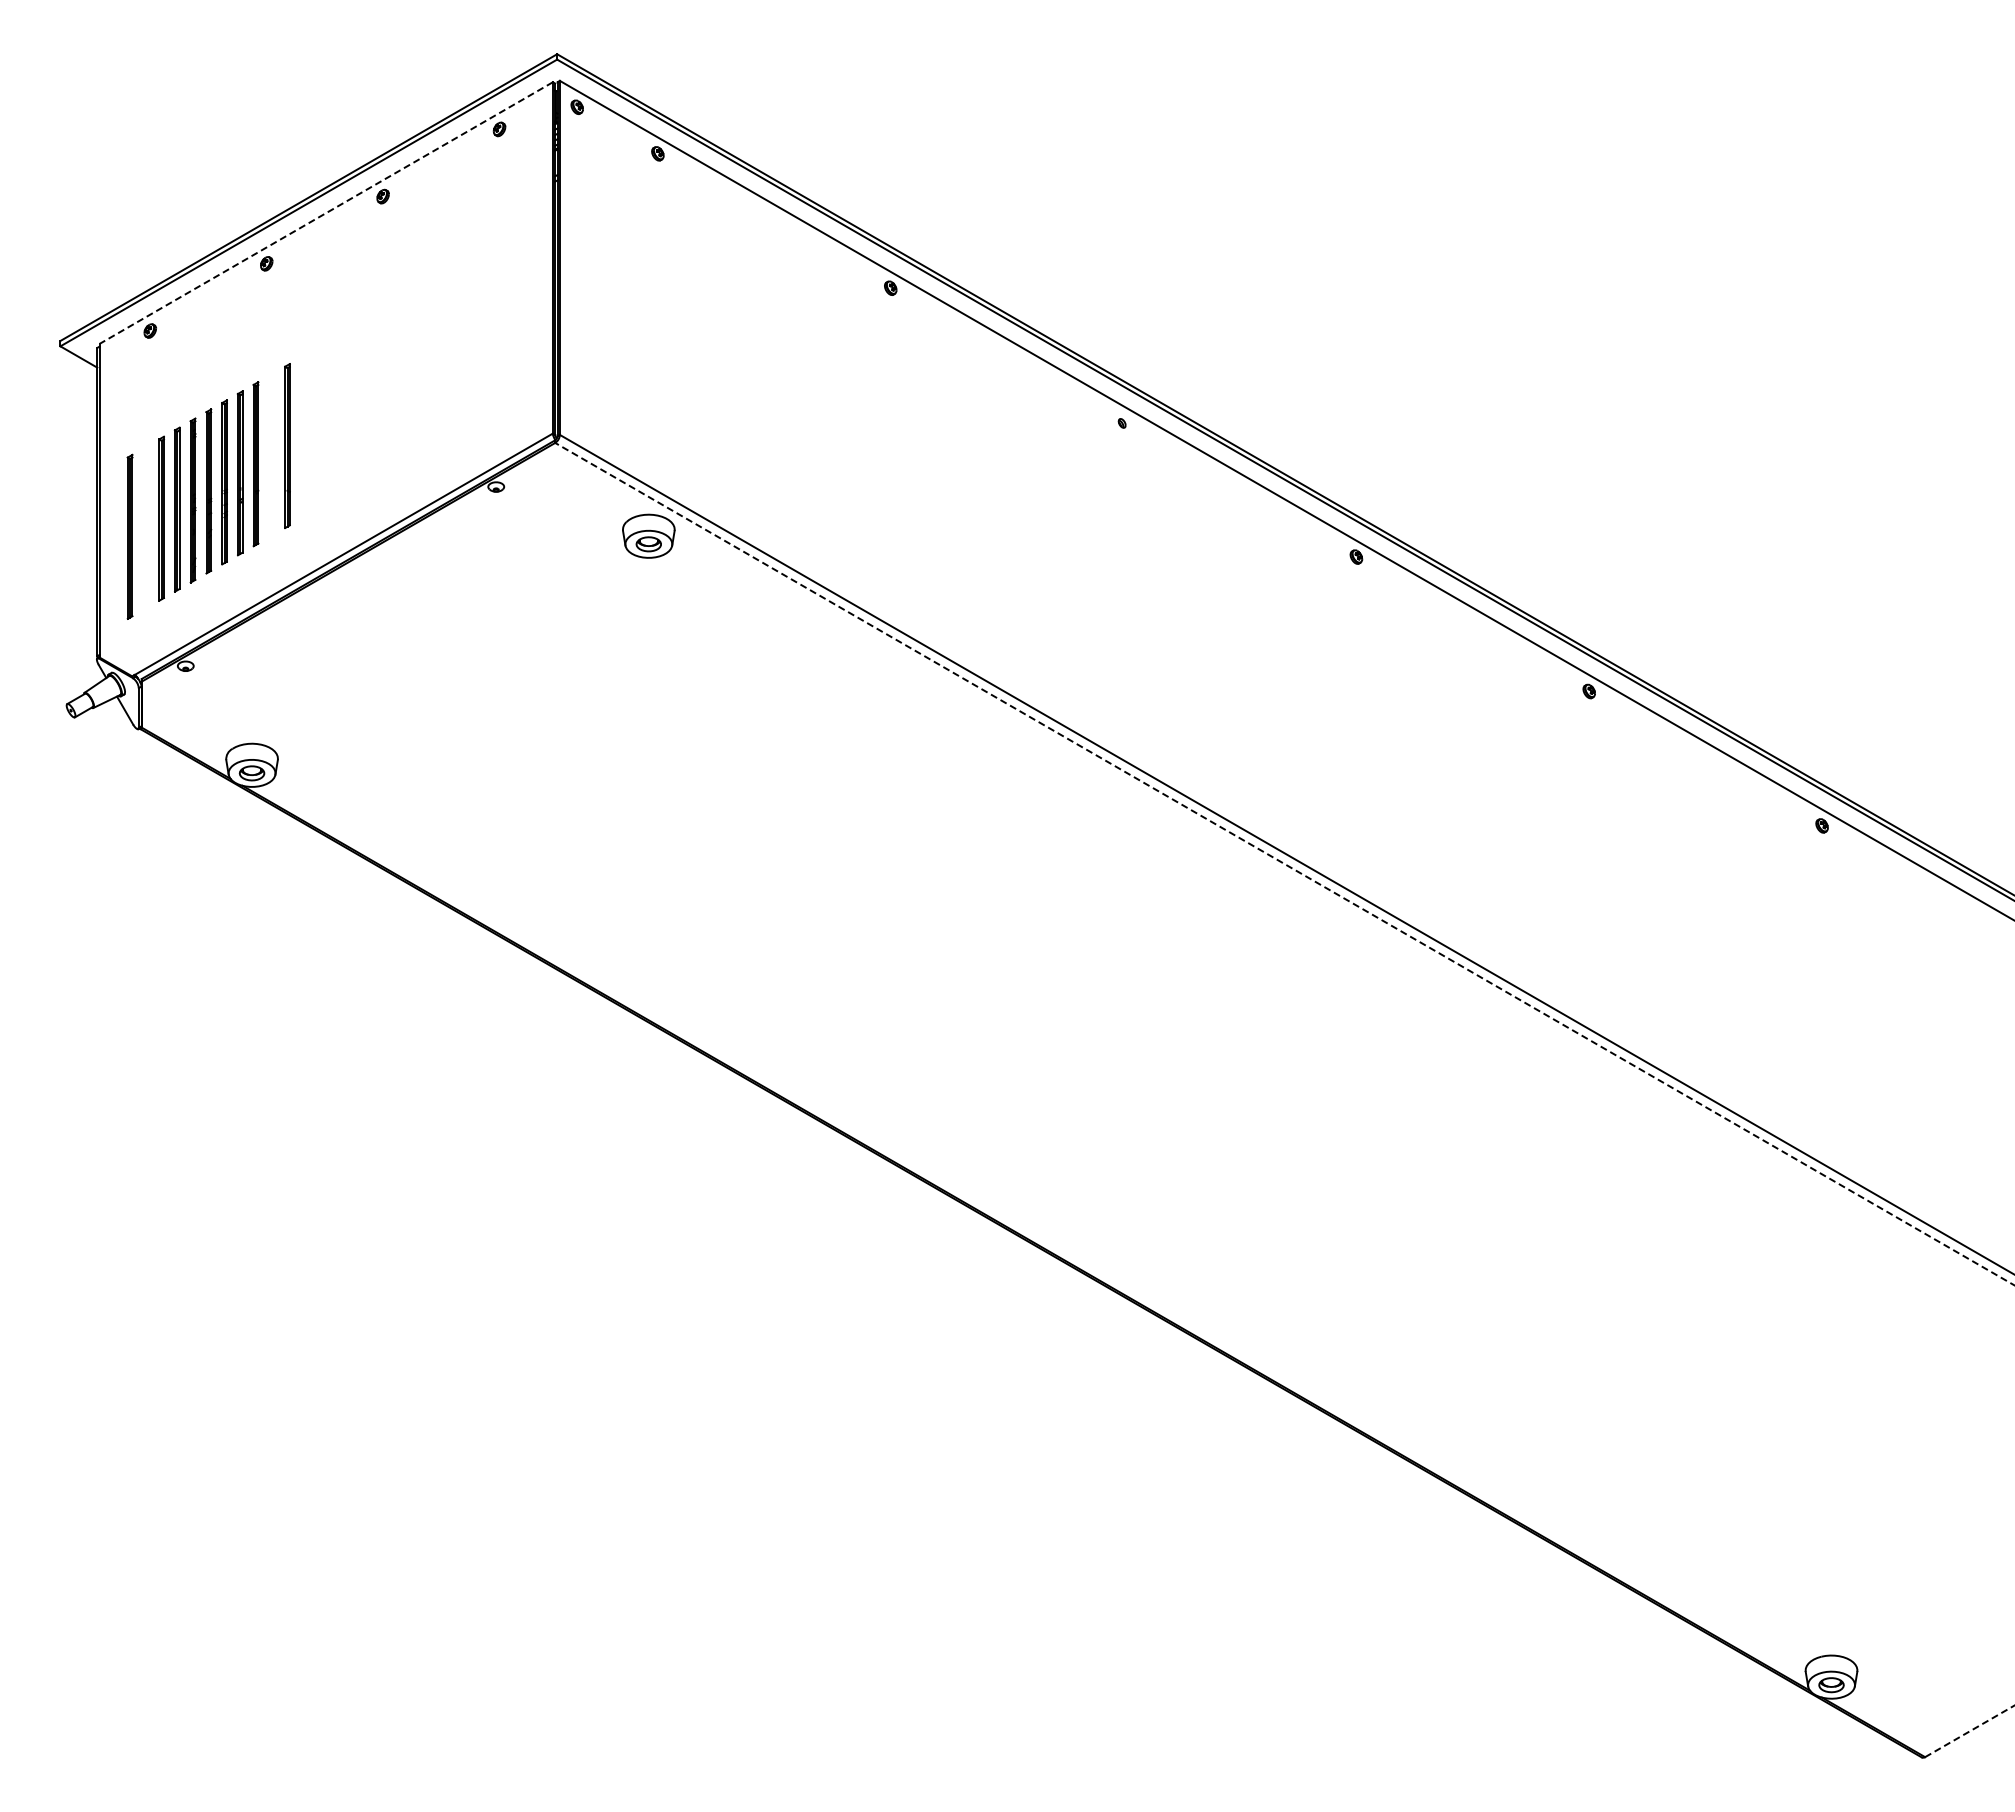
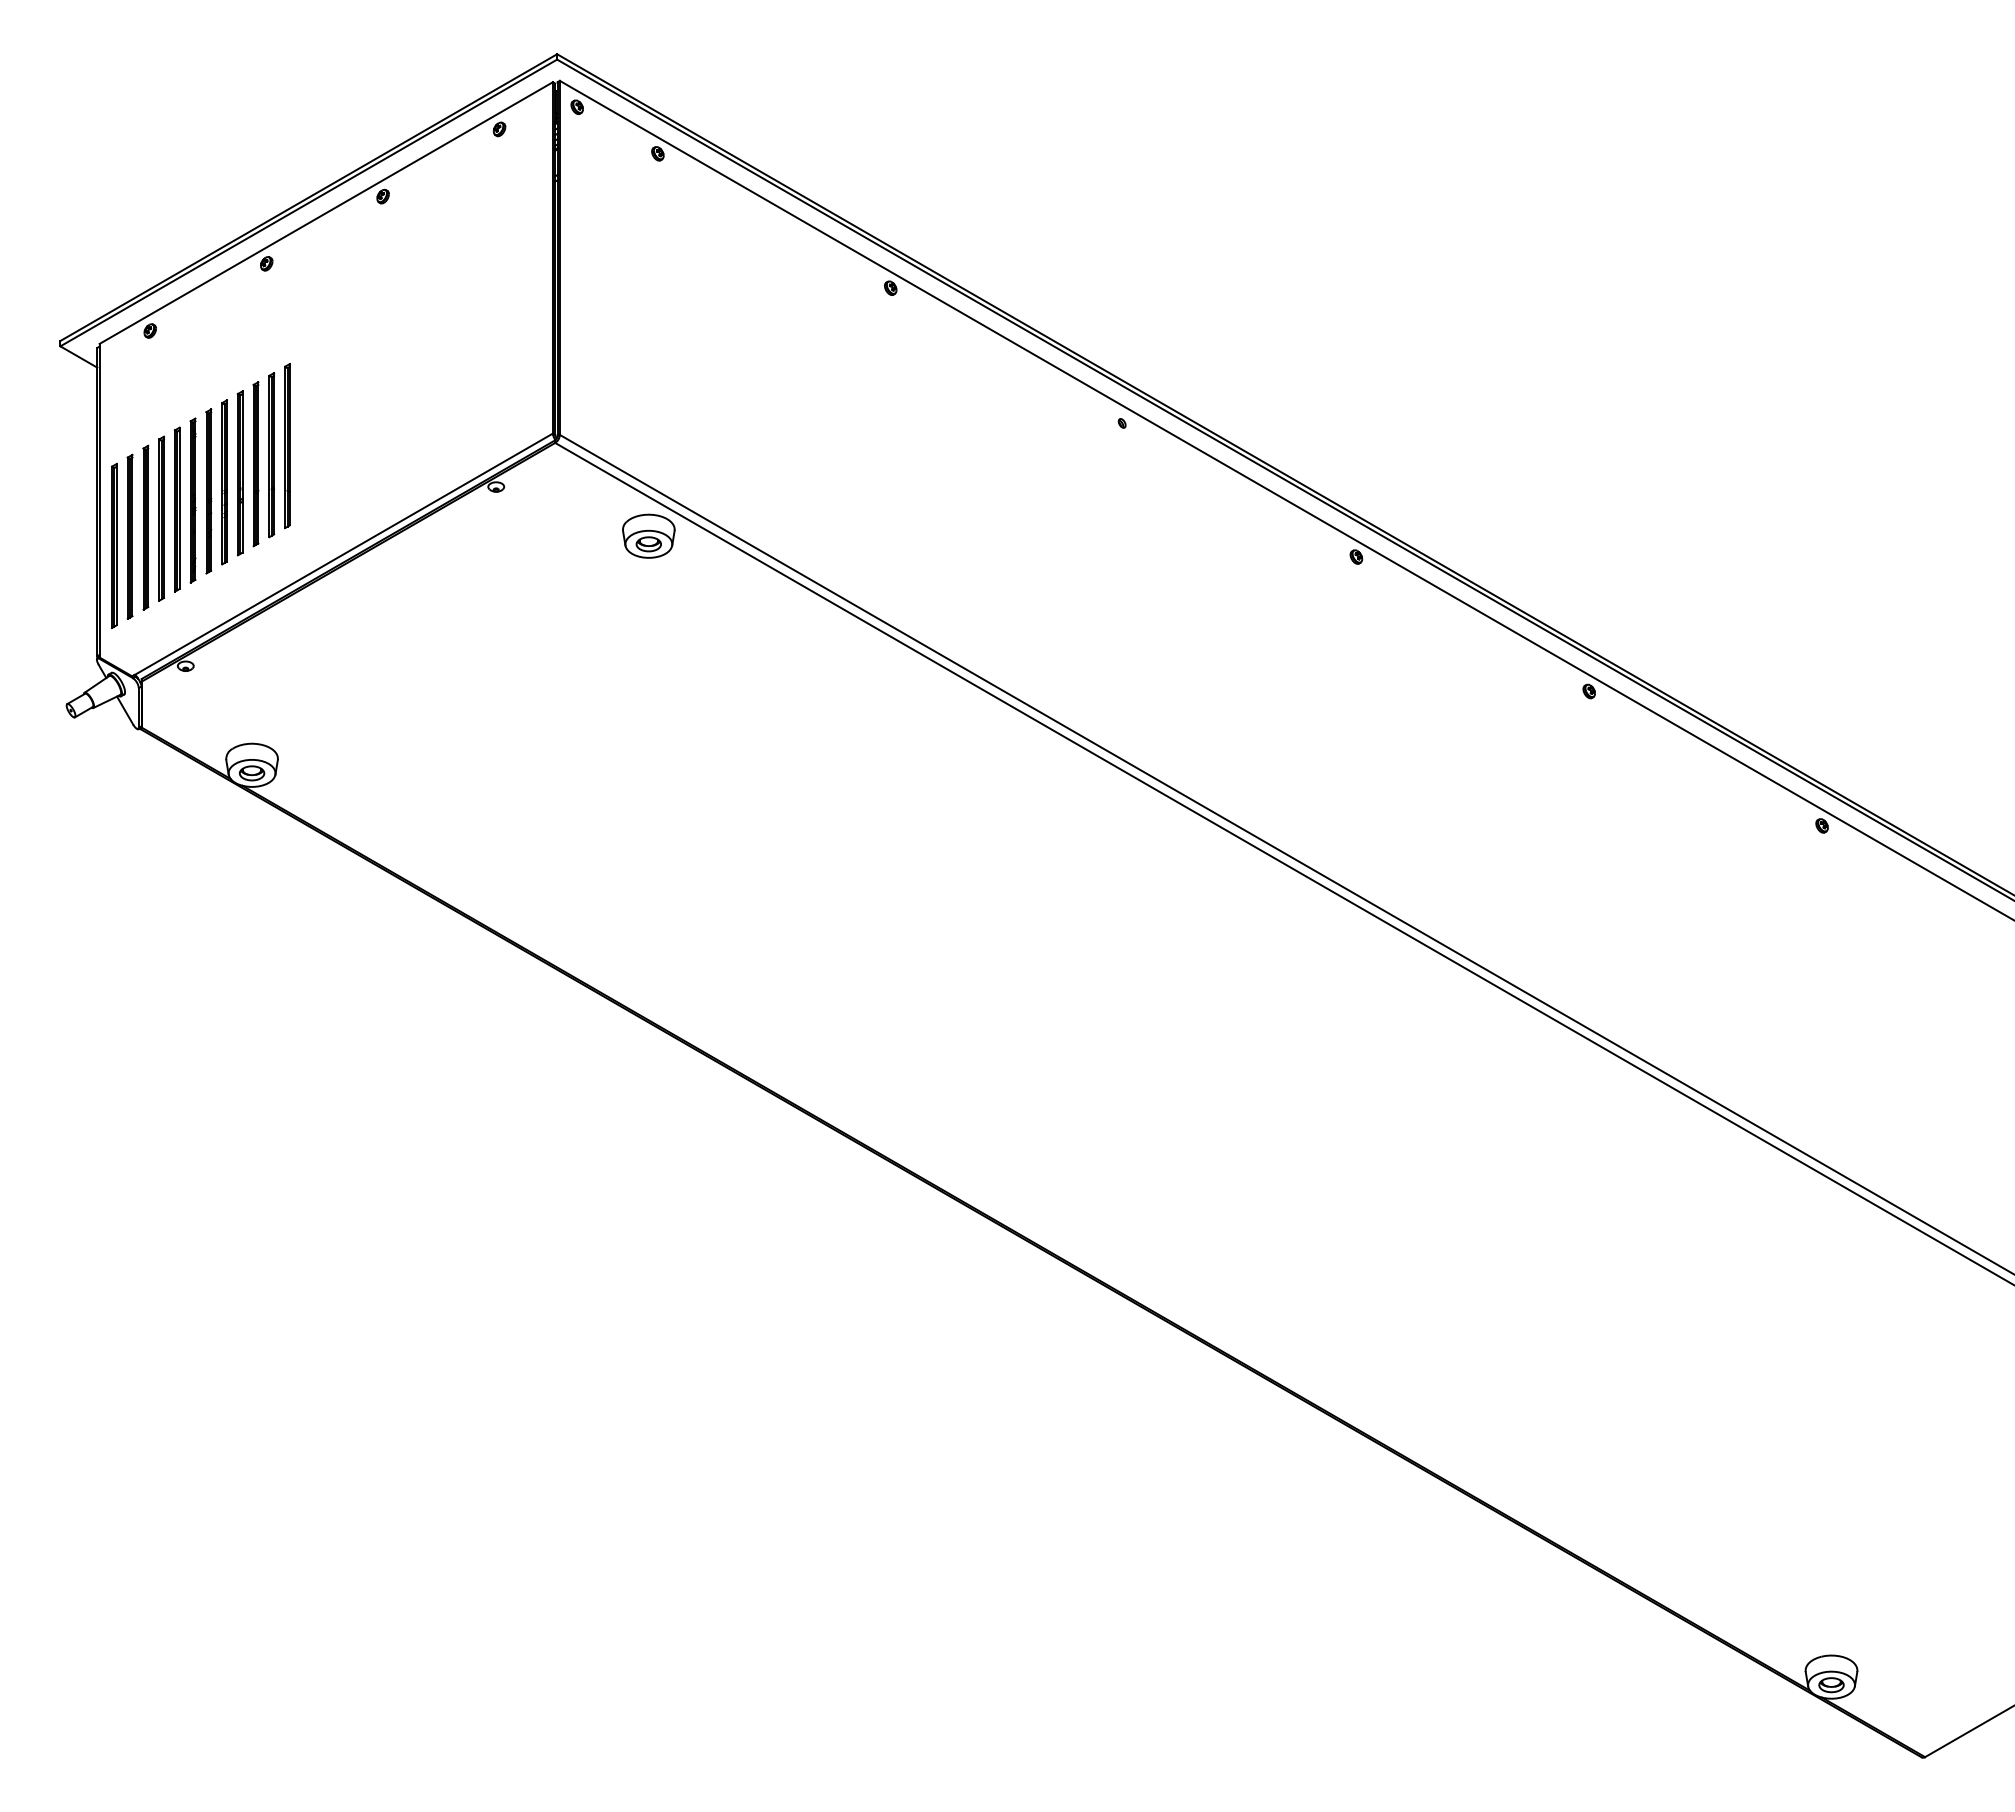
line: dashed -> solid (326, 213)
part: none -> present (271, 455)
part: none -> present (145, 527)
part: none -> present (114, 545)
line: dashed -> solid (1285, 864)
line: dashed -> solid (1970, 1731)
